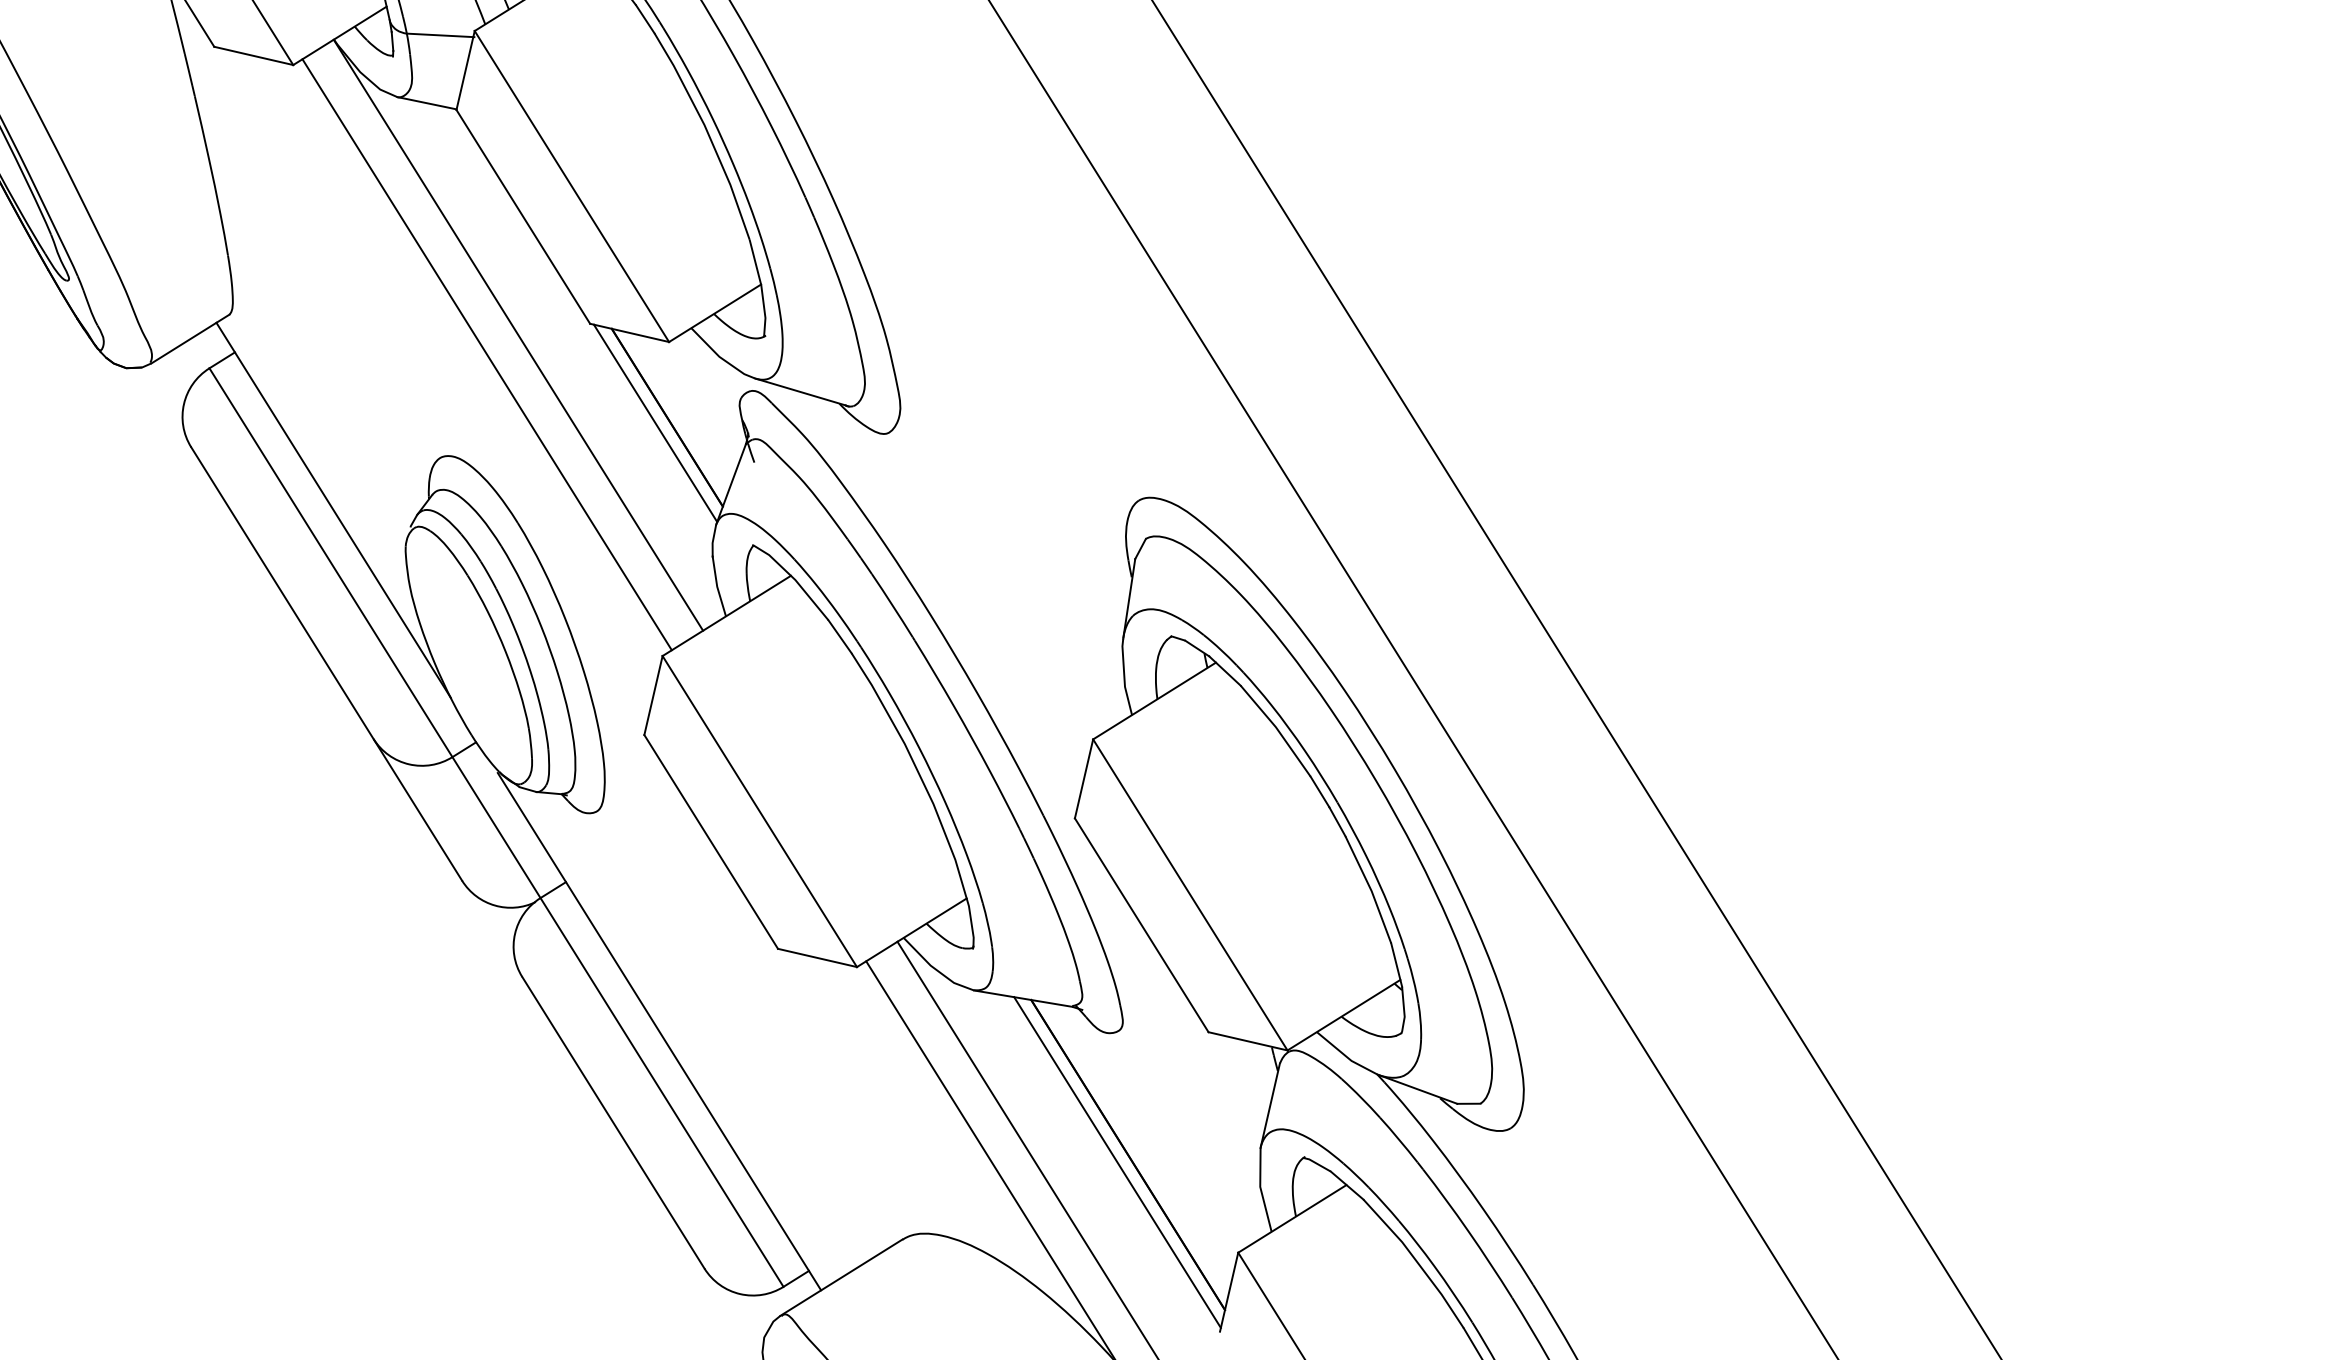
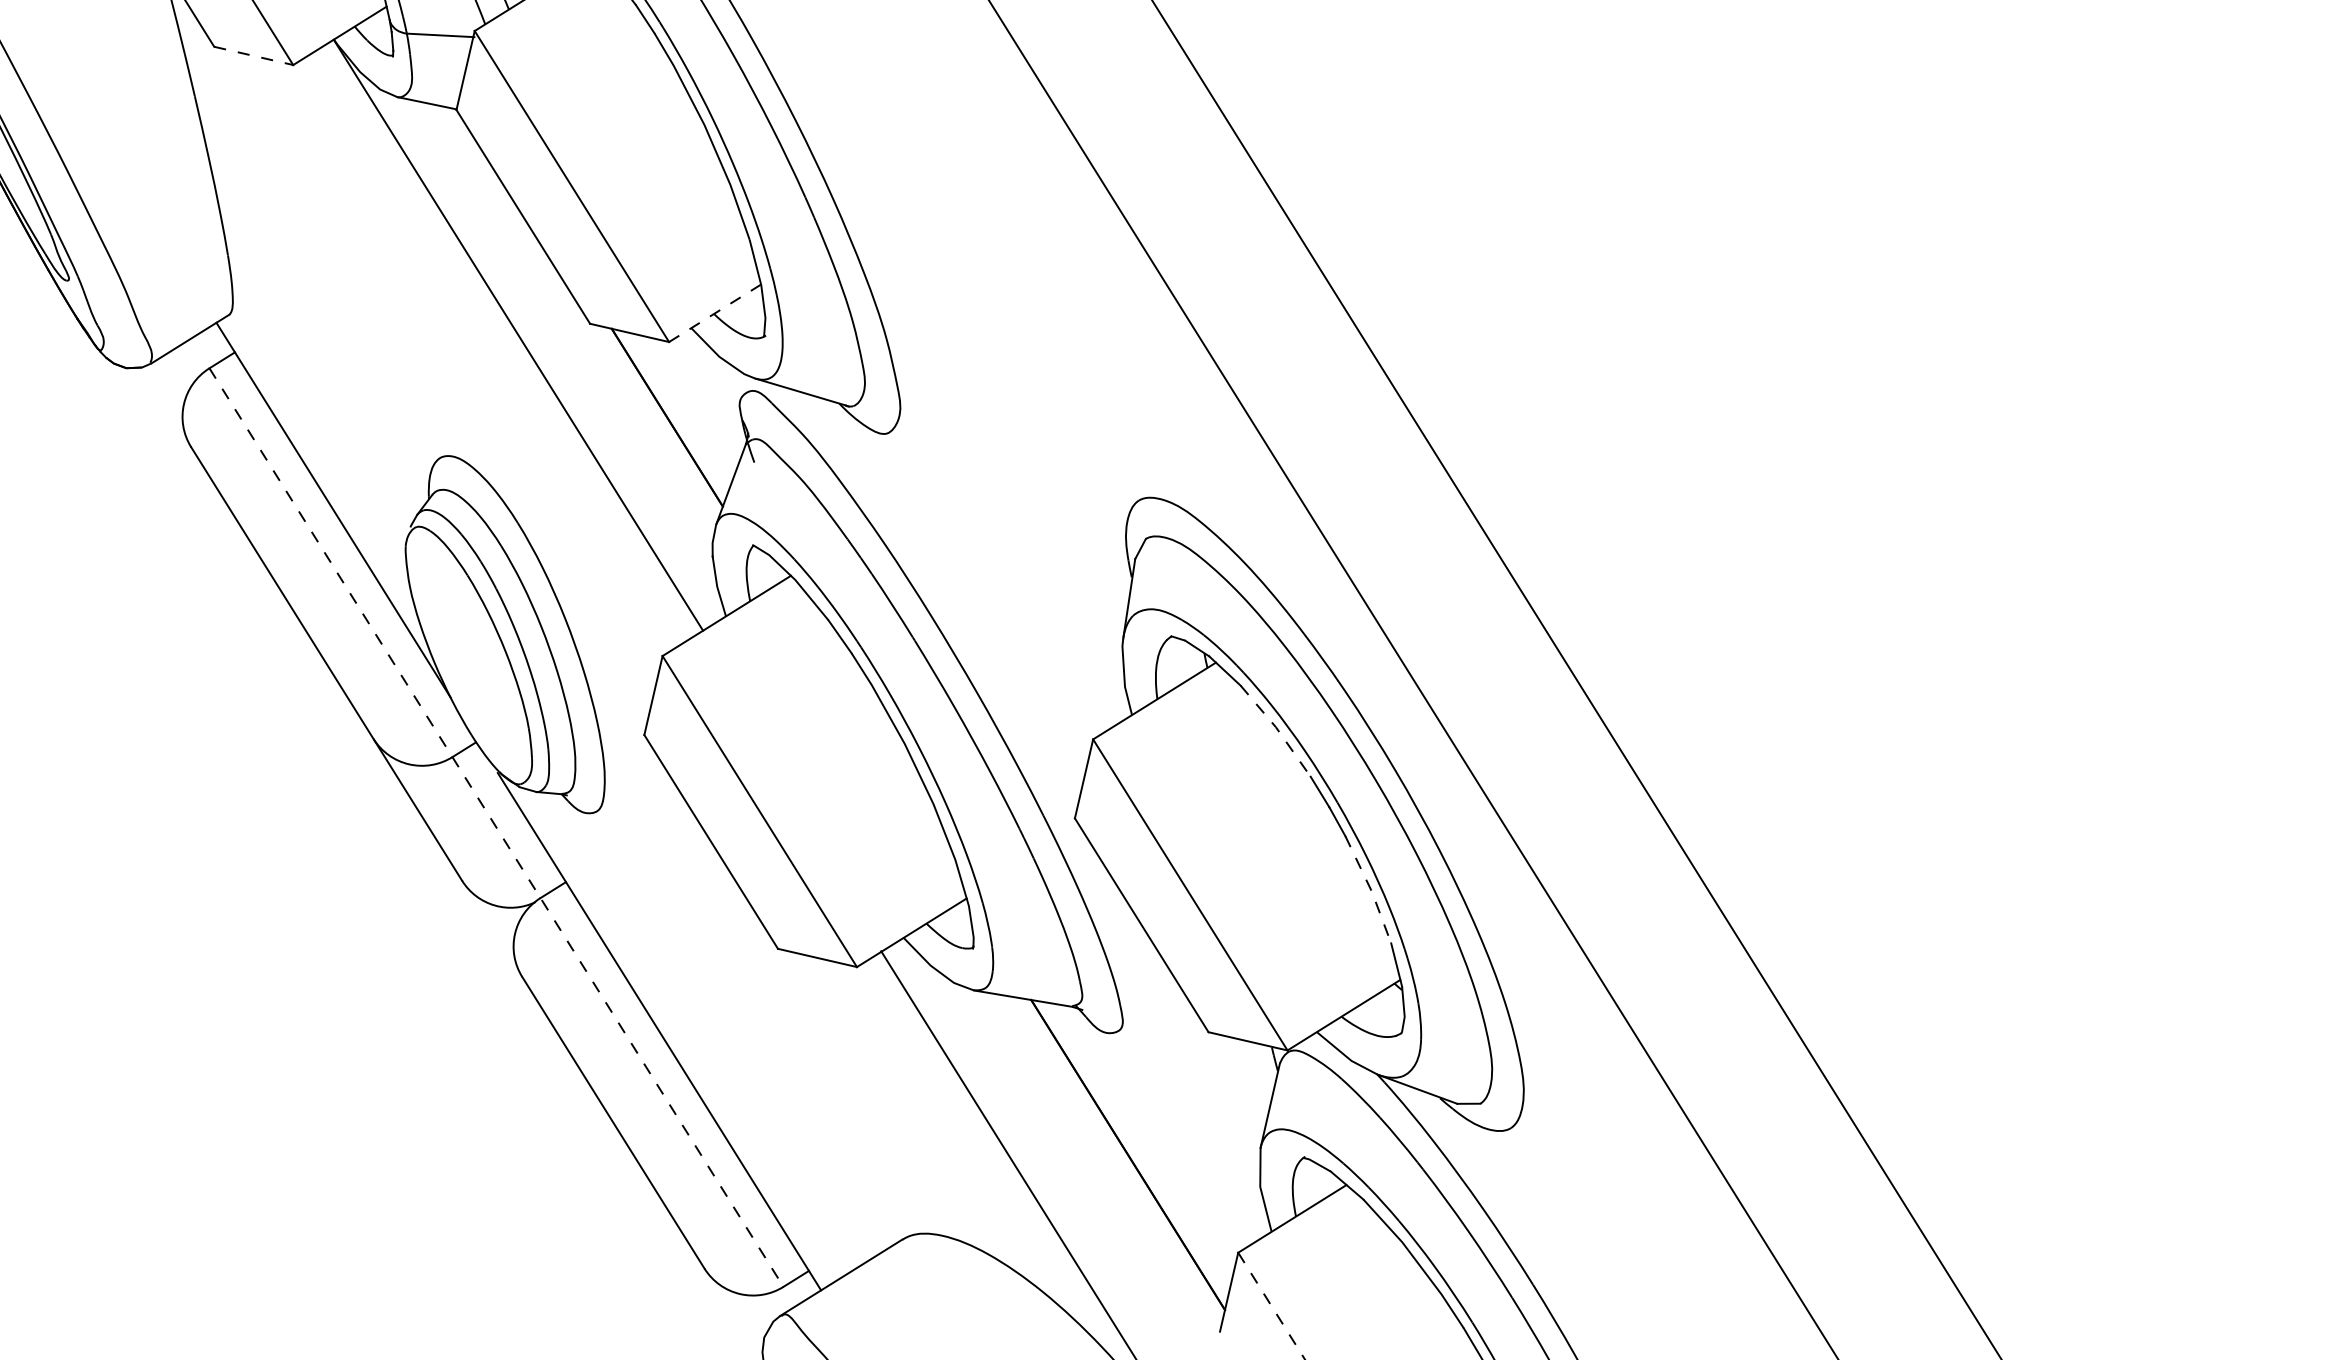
line: solid -> dashed (253, 55)
line: solid -> dashed (714, 313)
line: present -> none (486, 354)
line: present -> none (655, 422)
line: solid -> dashed (1277, 729)
line: solid -> dashed (496, 827)
line: solid -> dashed (1370, 889)
line: present -> none (1026, 1148)
line position: (989, 1158) -> (1007, 1153) (1007, 1153)
line: present -> none (1117, 1162)
line: solid -> dashed (1271, 1306)
